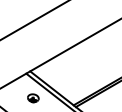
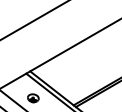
line: none -> present (12, 99)
